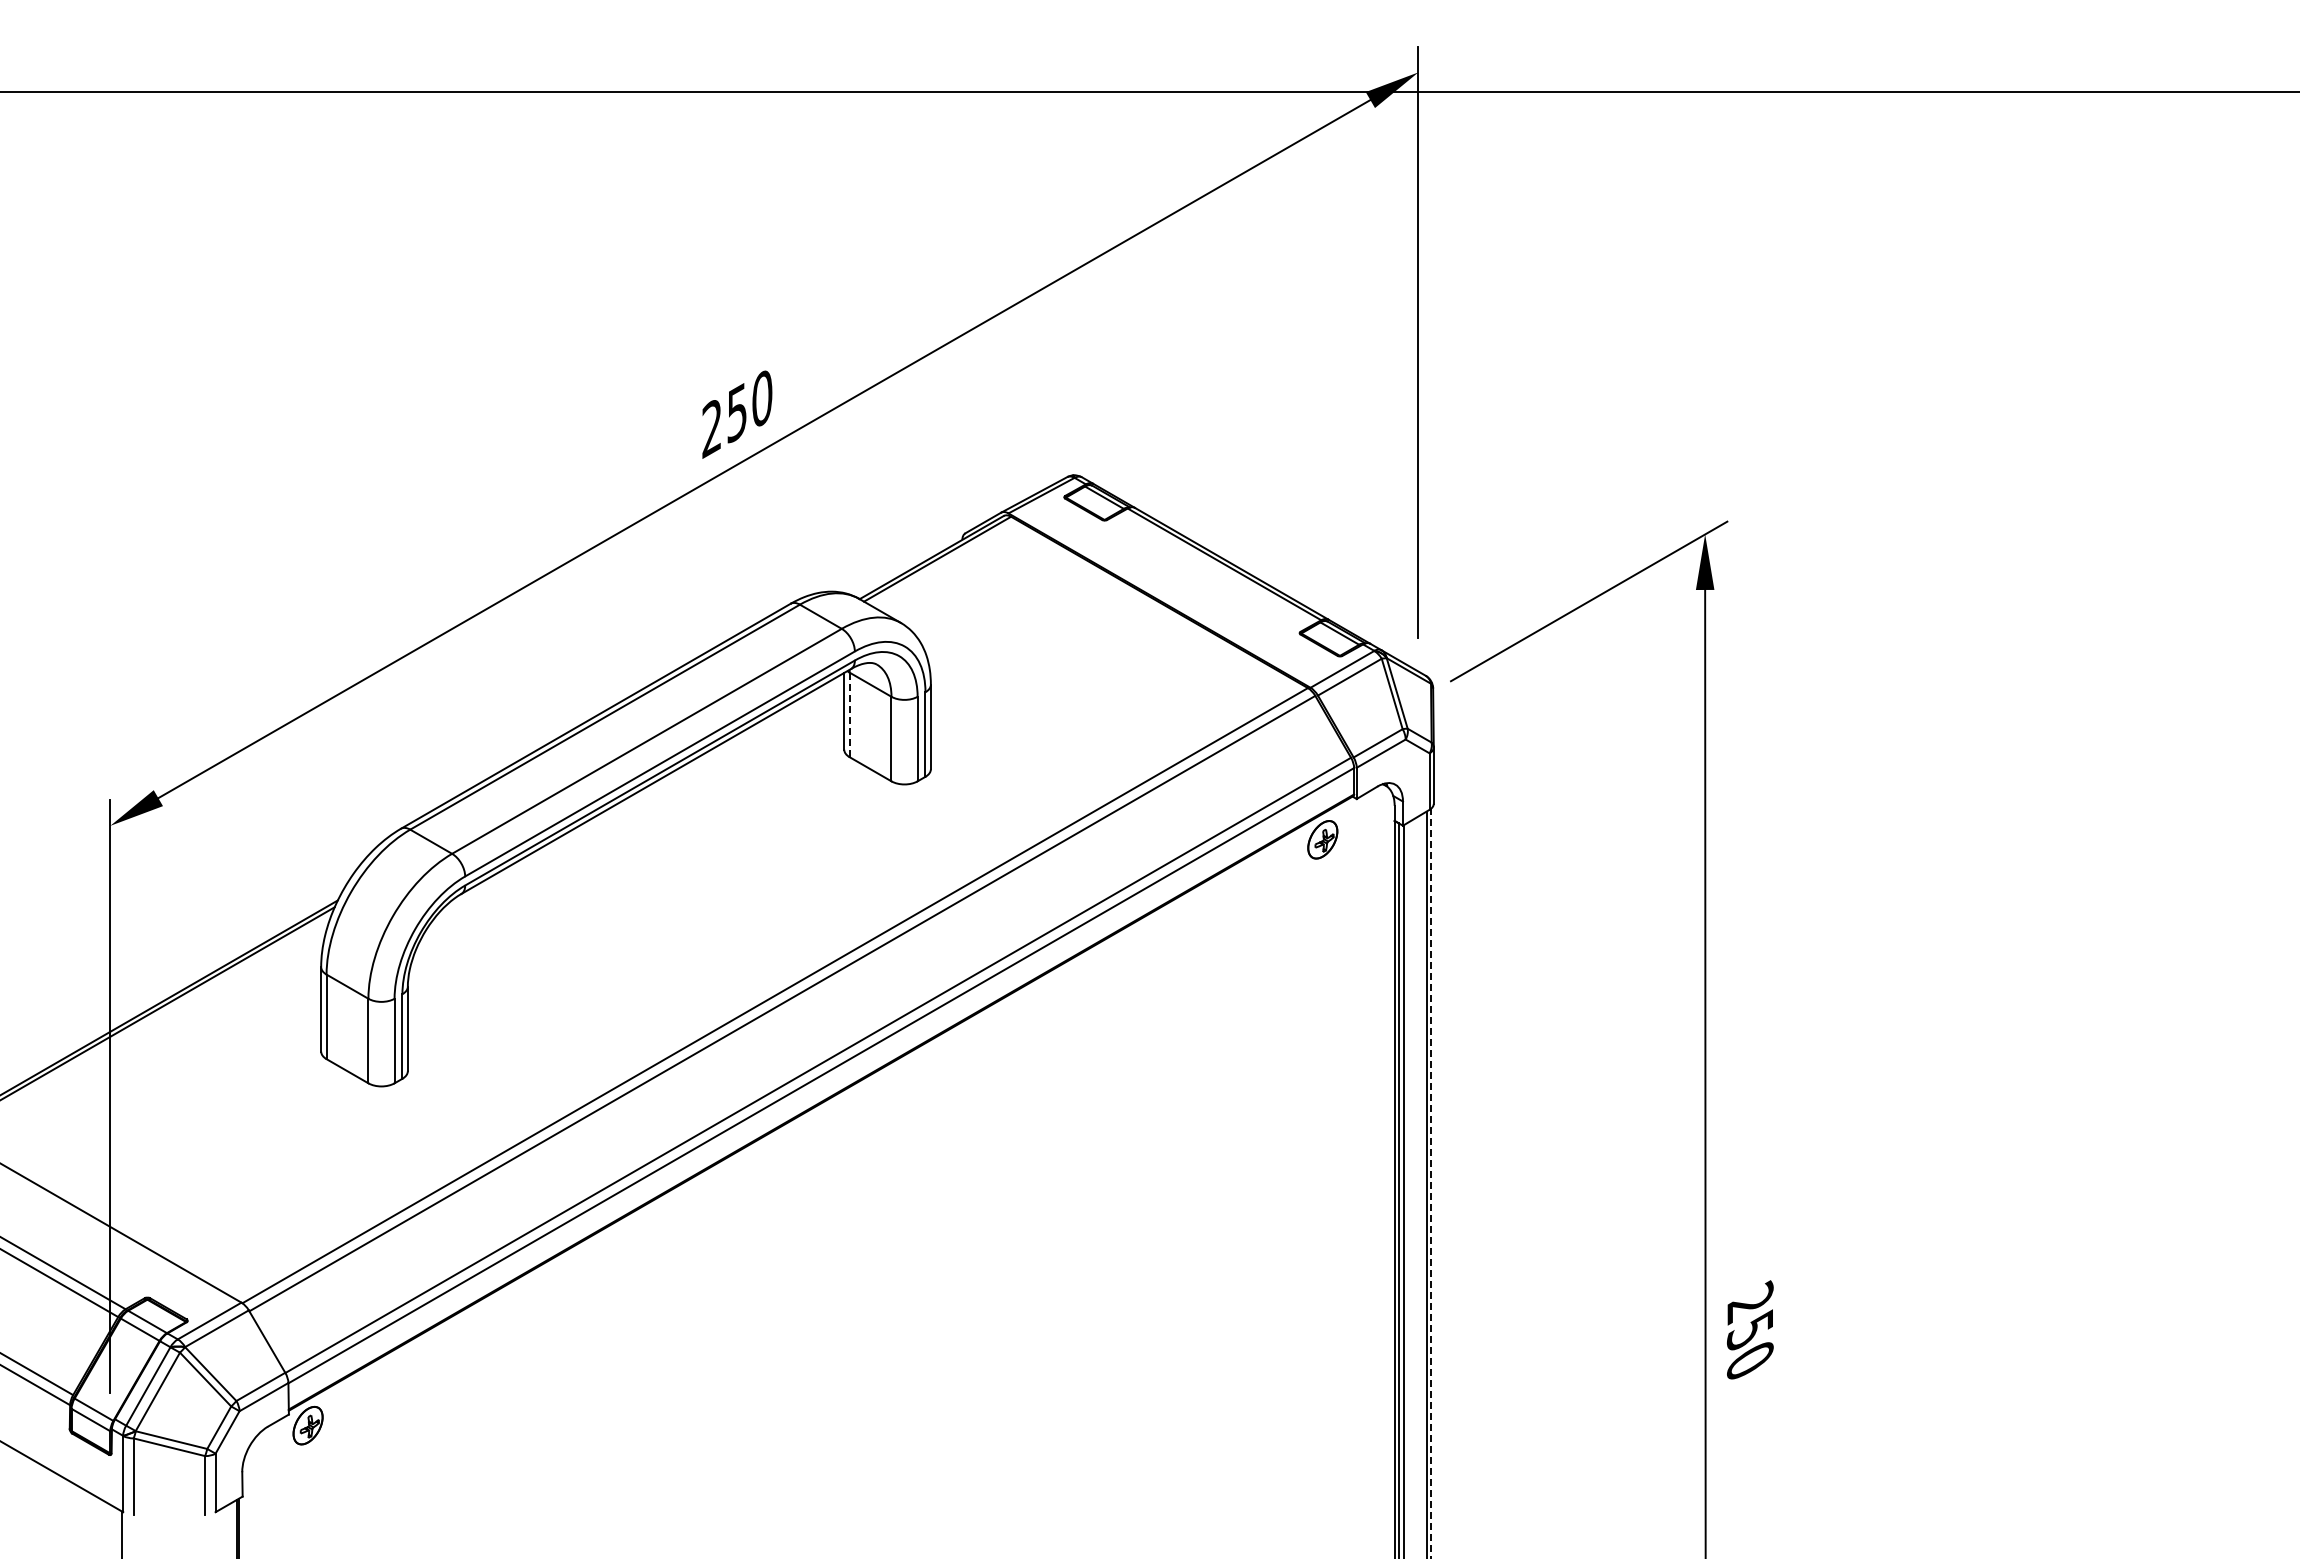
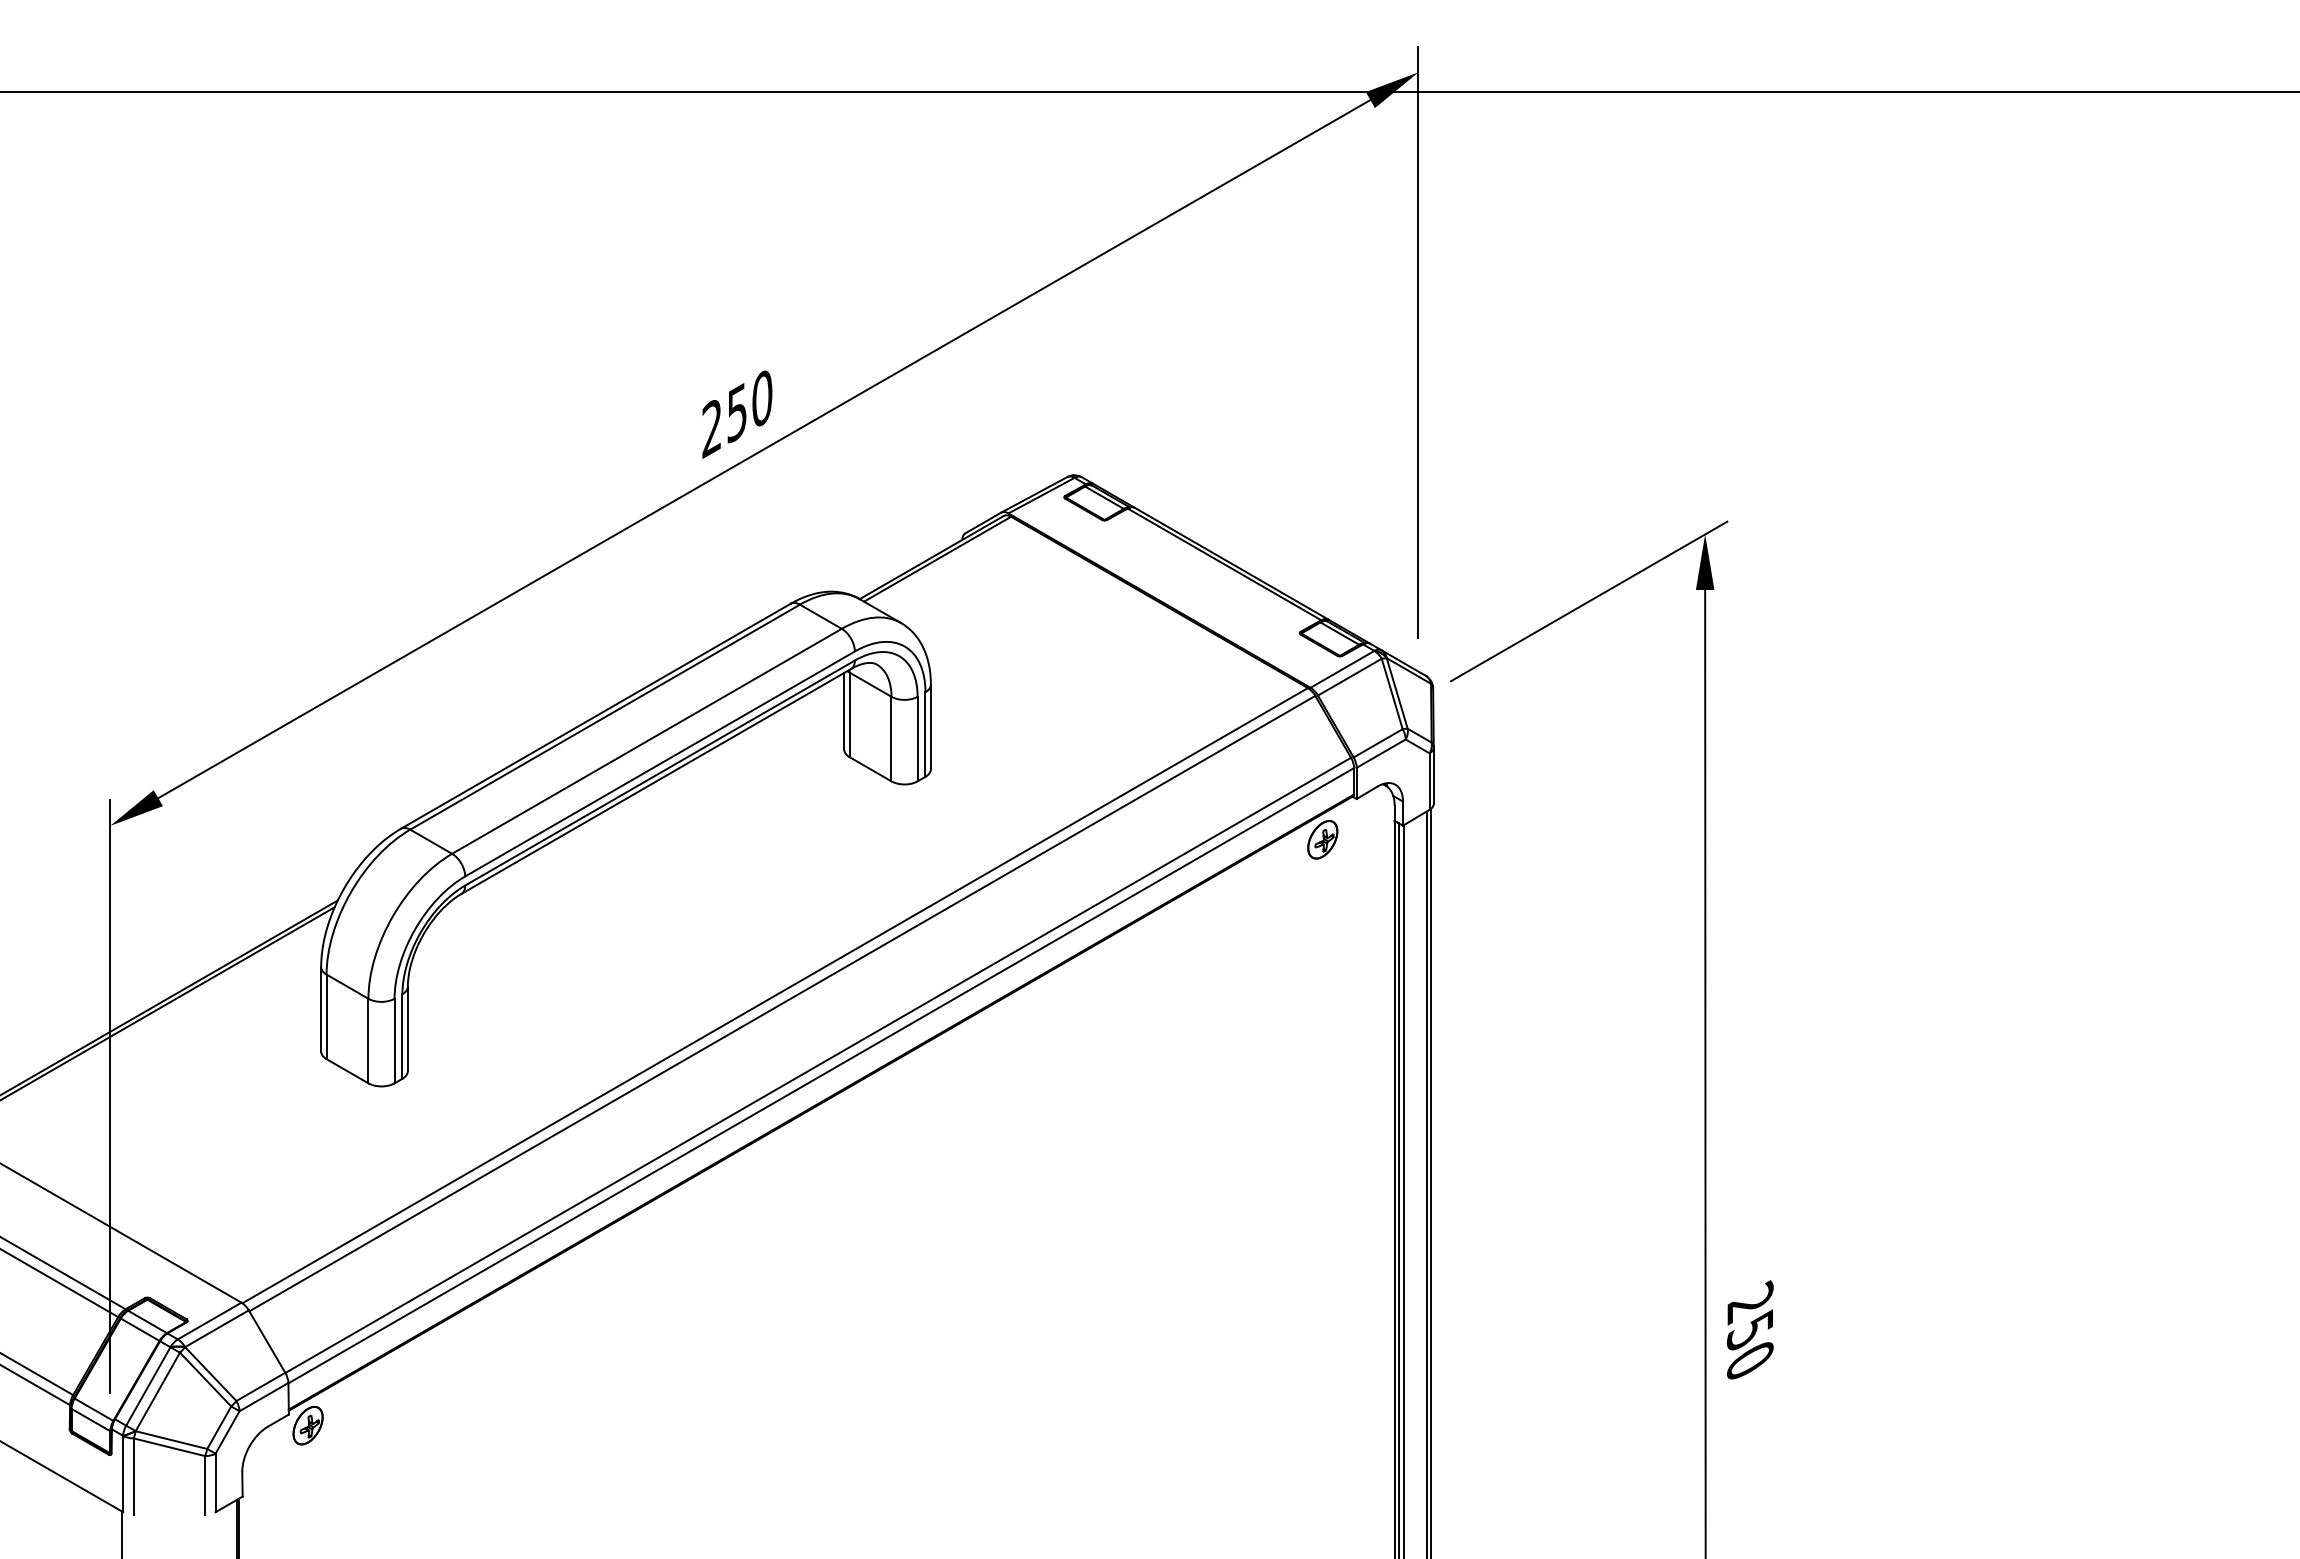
line: dashed -> solid (849, 715)
line: dashed -> solid (1431, 1183)
